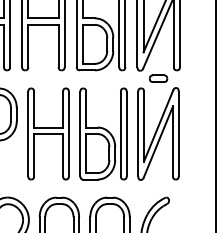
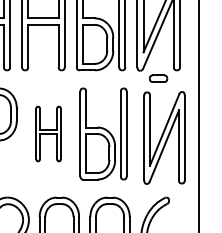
line position: (215, 115) -> (198, 115) (198, 115)
part size: 43x94 px -> 27x58 px (48, 133)
part position: (158, 133) -> (164, 137) (164, 137)
